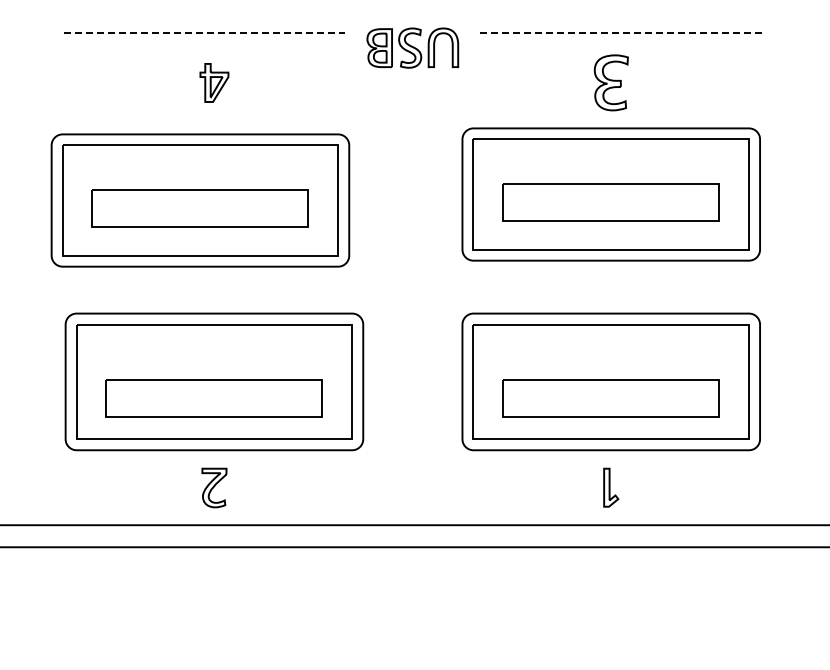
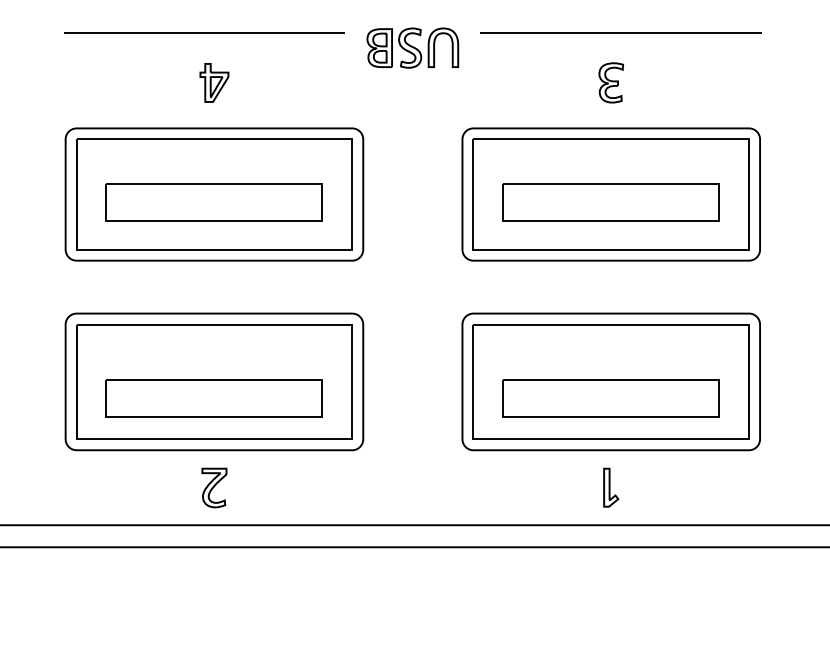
line: dashed -> solid (204, 33)
line: dashed -> solid (621, 33)
part size: 36x58 px -> 26x42 px (610, 82)
part position: (200, 200) -> (214, 194) (214, 194)
